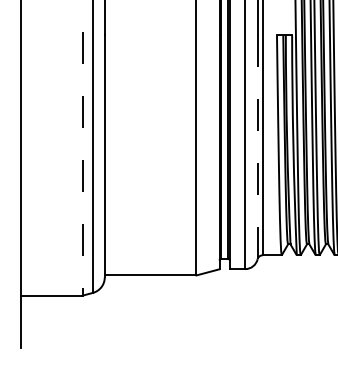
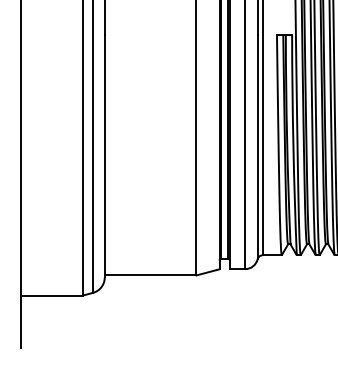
line: dashed -> solid (82, 147)
line: dashed -> solid (257, 147)
